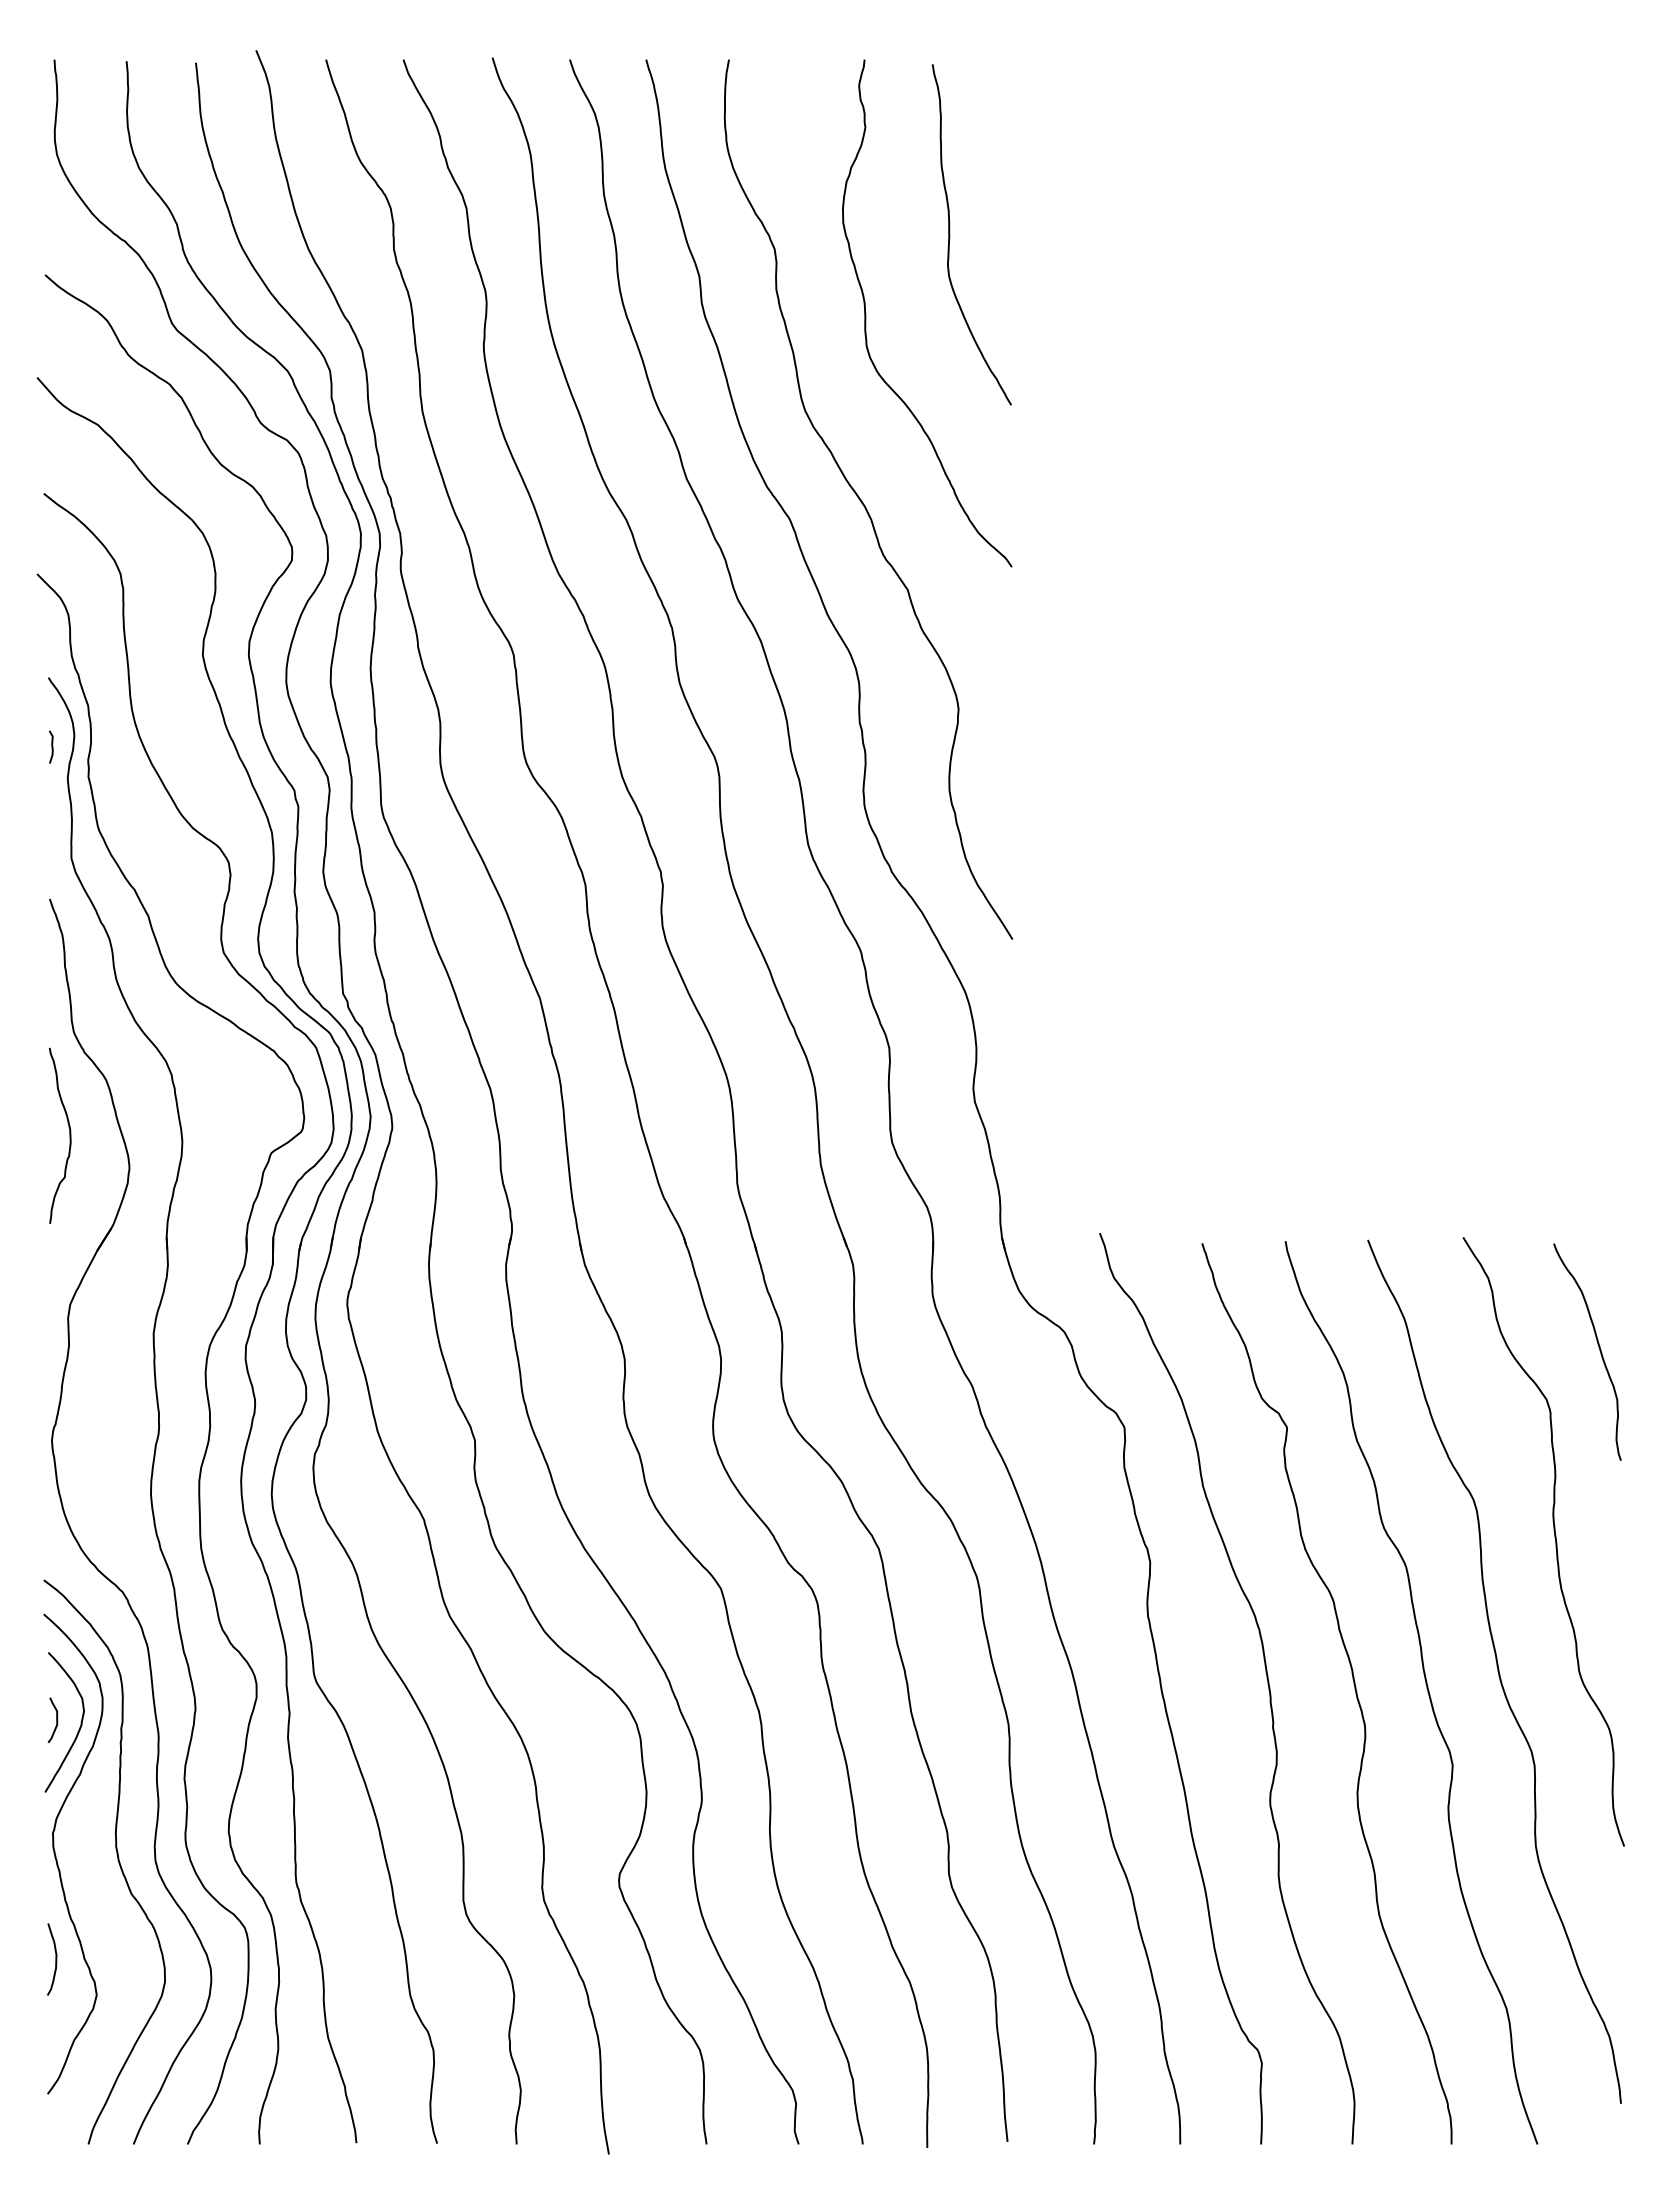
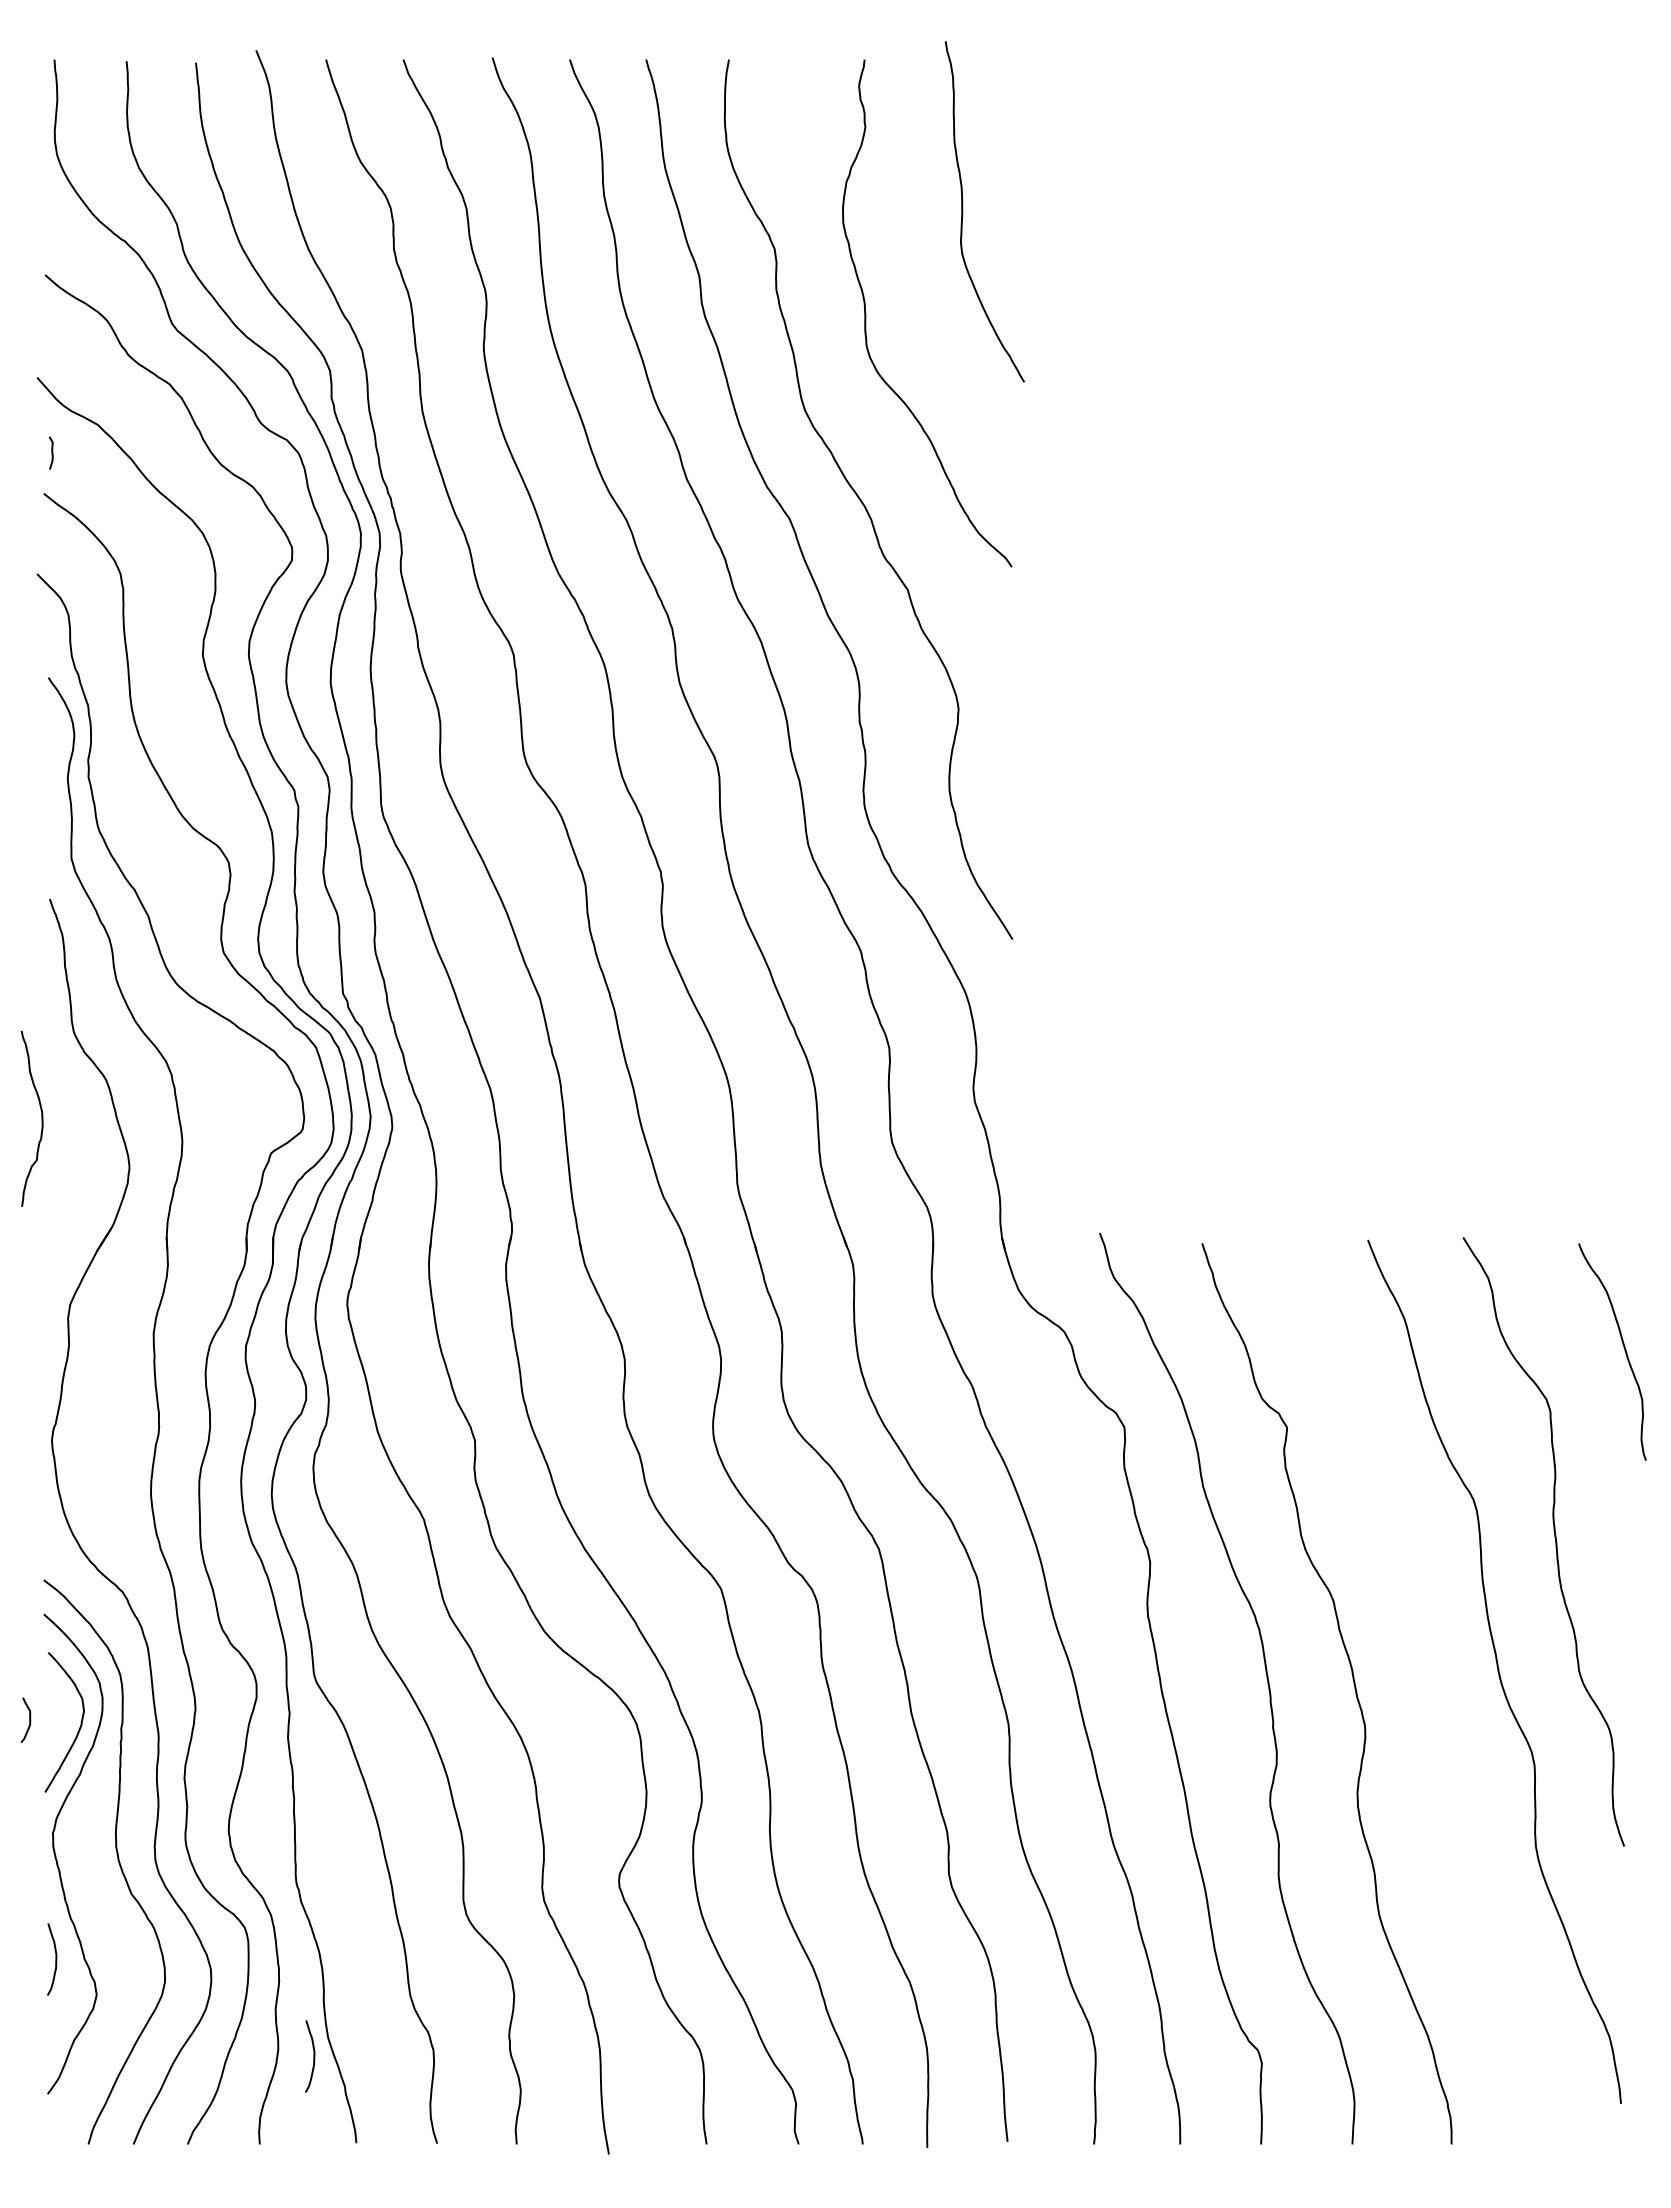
curve position: (950, 234) -> (963, 211) (963, 211)
curve position: (51, 746) -> (51, 452) (51, 452)
curve position: (69, 1135) -> (41, 1118) (41, 1118)
curve position: (1598, 1347) -> (1623, 1347) (1623, 1347)
curve: present -> none (1426, 1688)
curve position: (56, 1719) -> (29, 1719) (29, 1719)
curve: none -> present (313, 2056)
